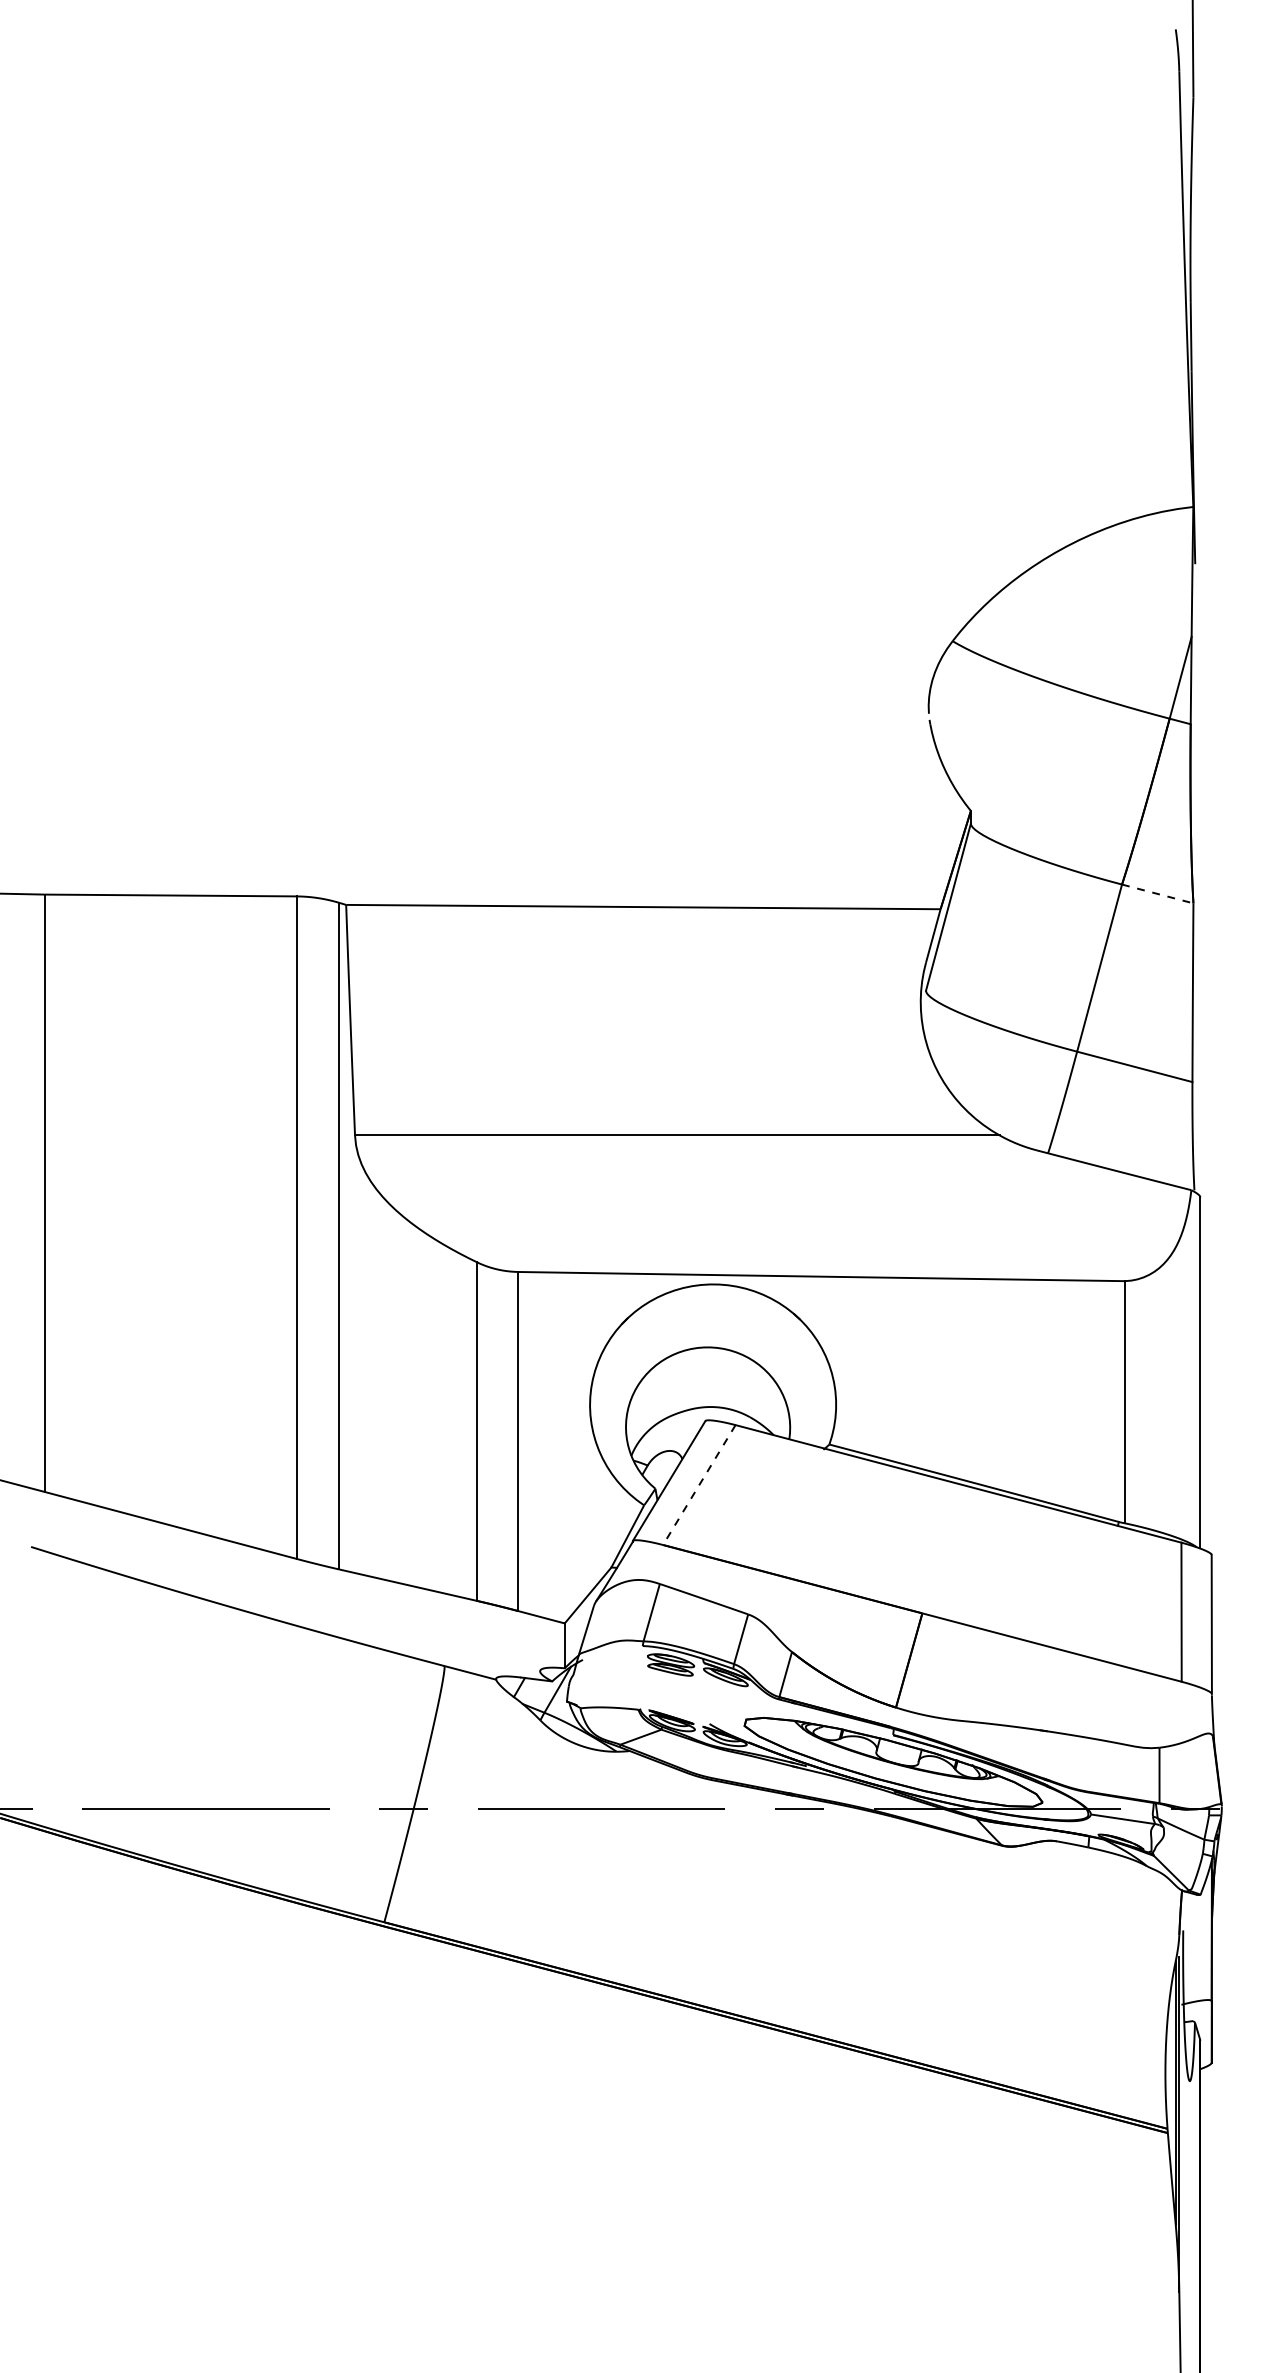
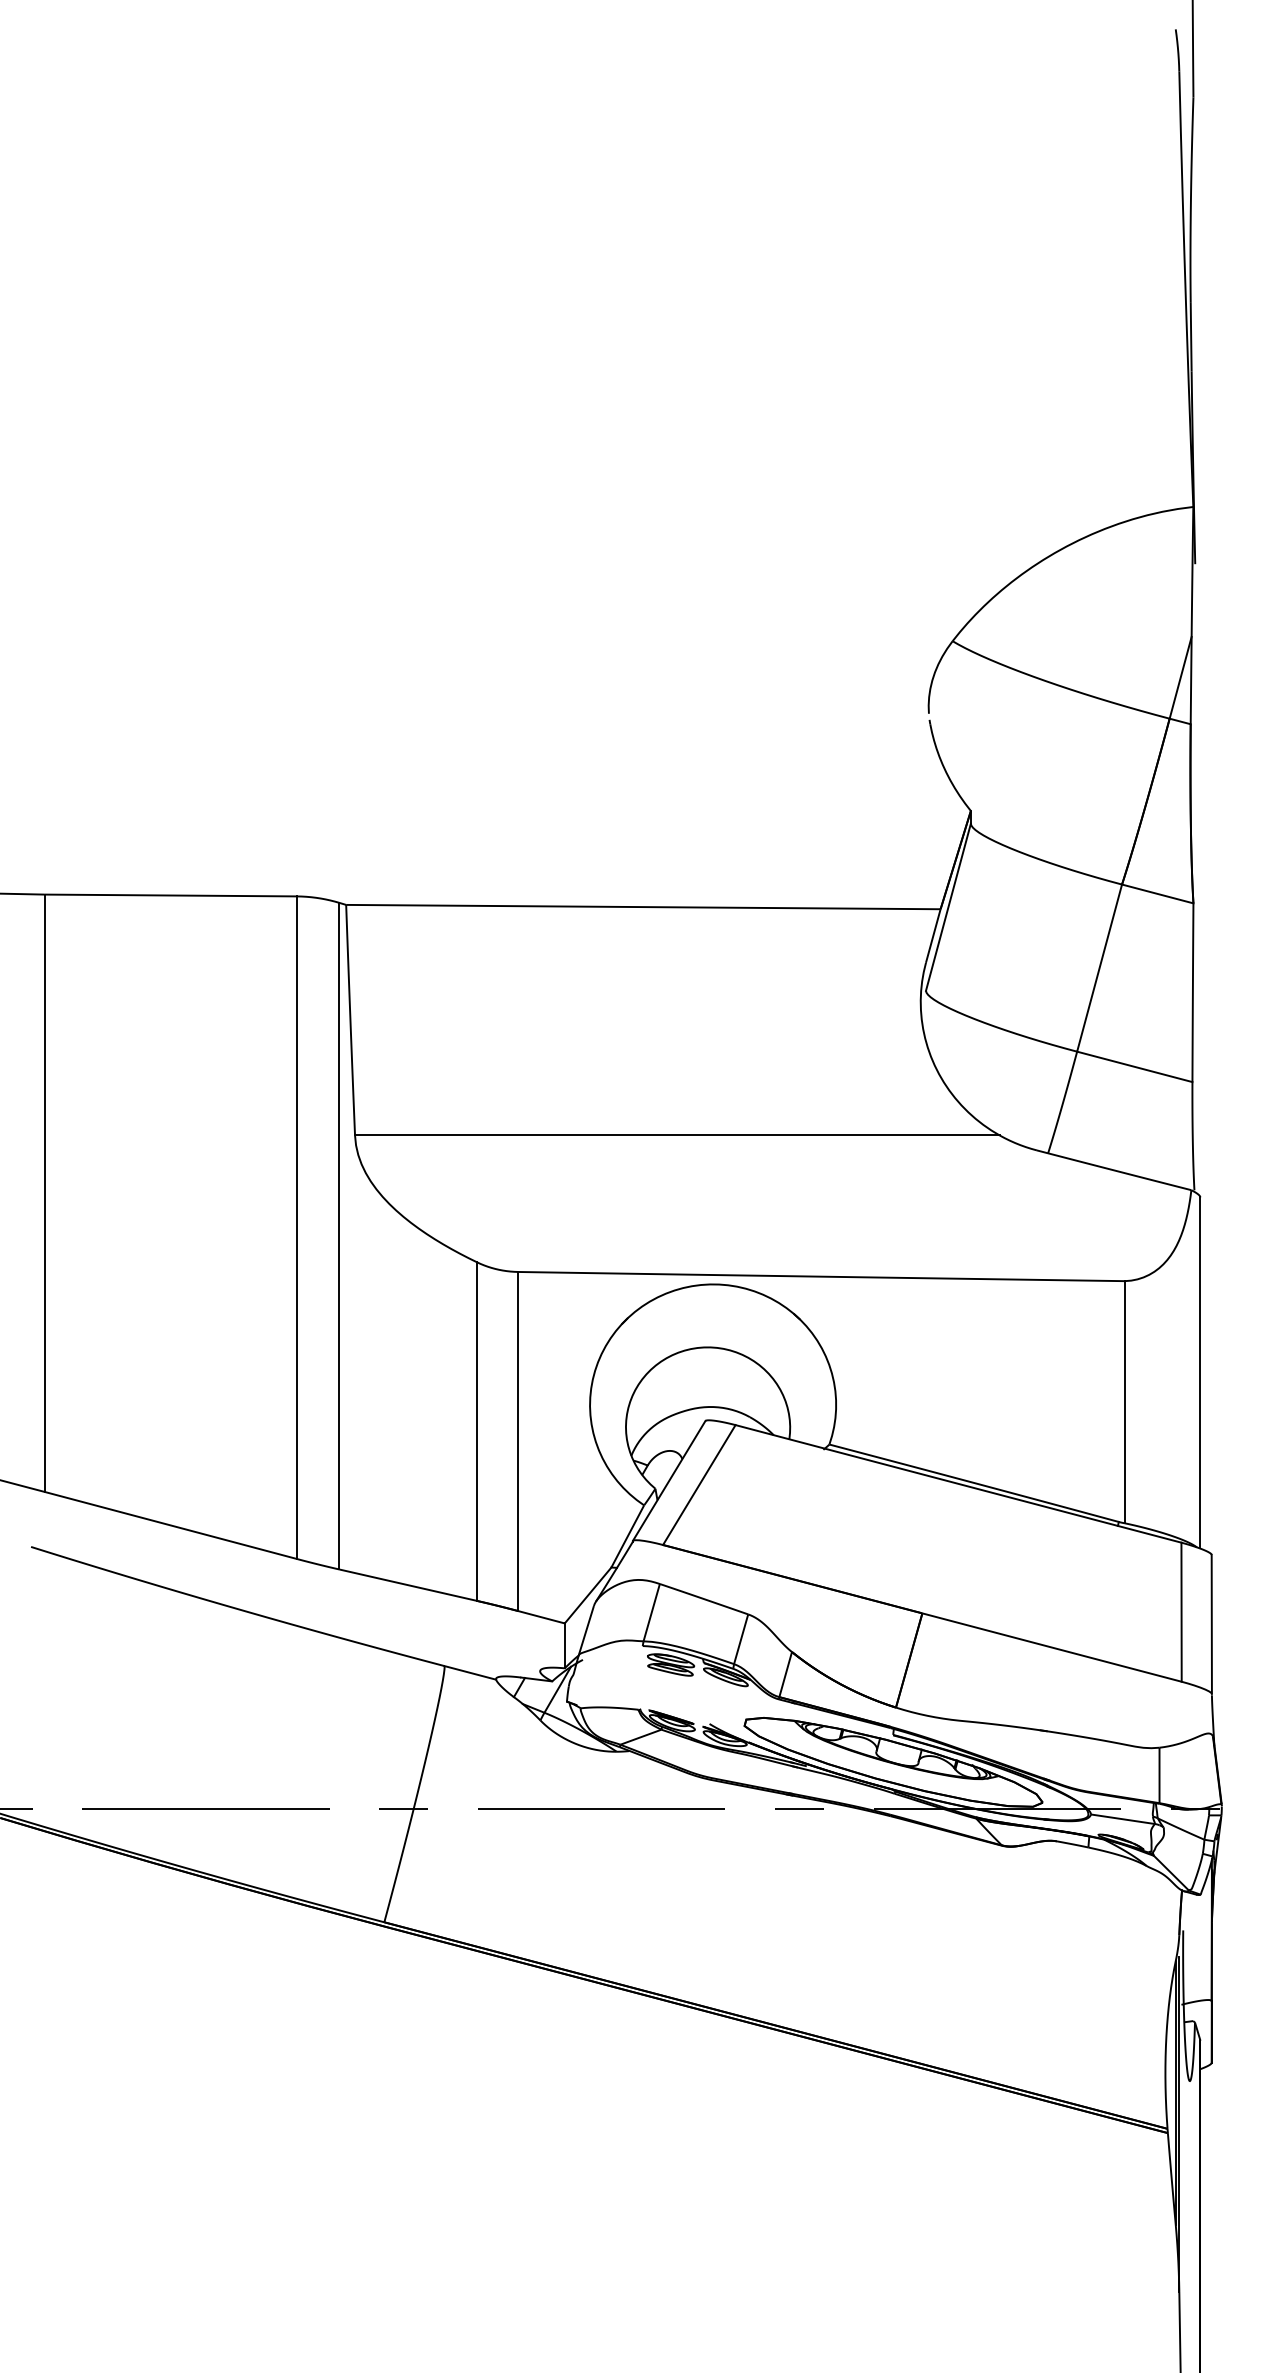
line: dashed -> solid (1157, 893)
line: dashed -> solid (699, 1485)
